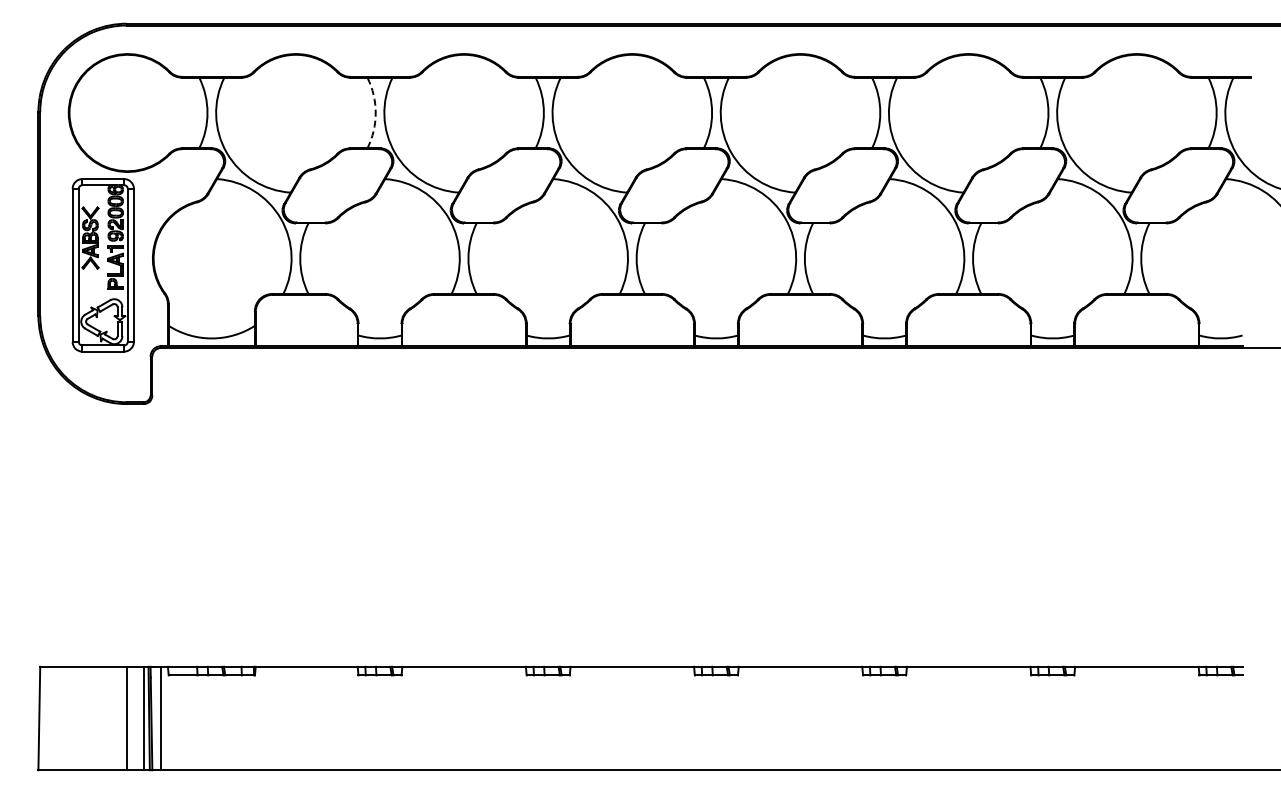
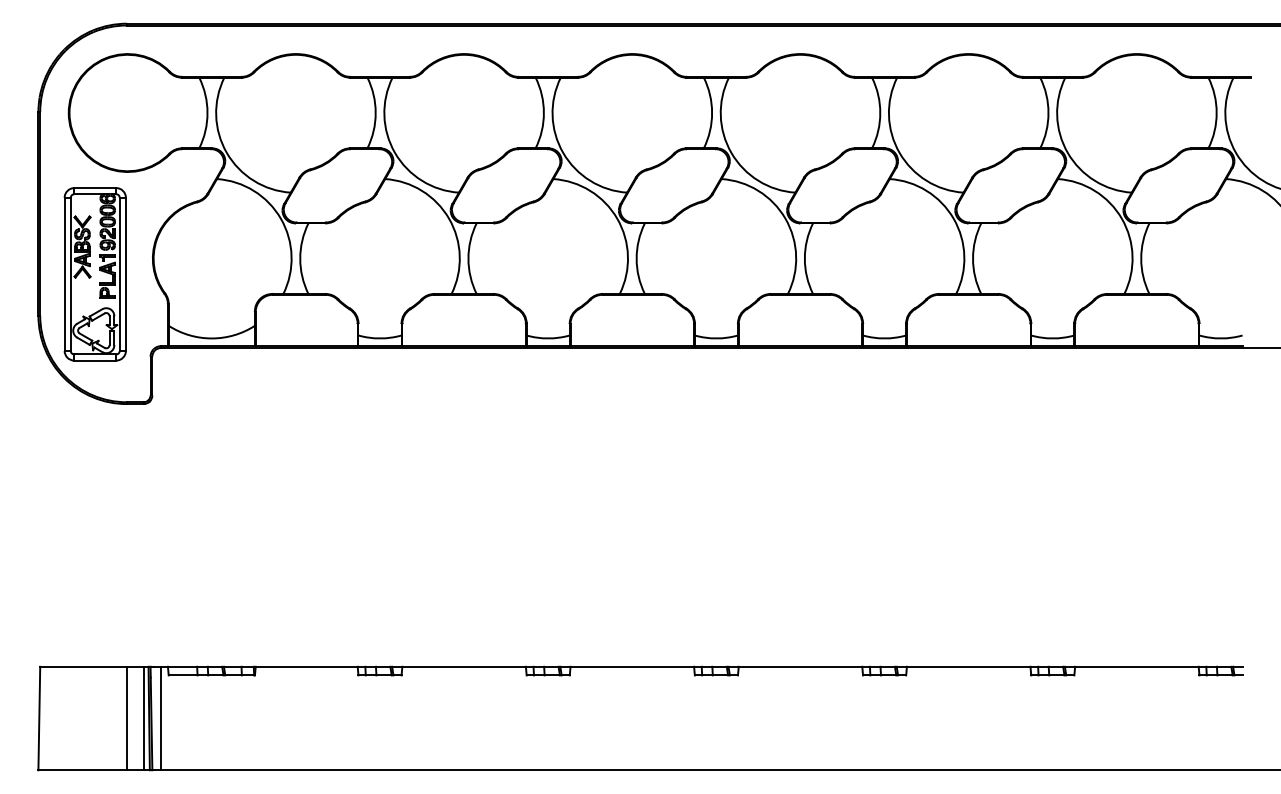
arc: dashed -> solid (375, 113)
part position: (102, 265) -> (94, 274) (94, 274)
